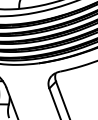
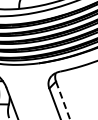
line: solid -> dashed (63, 100)
